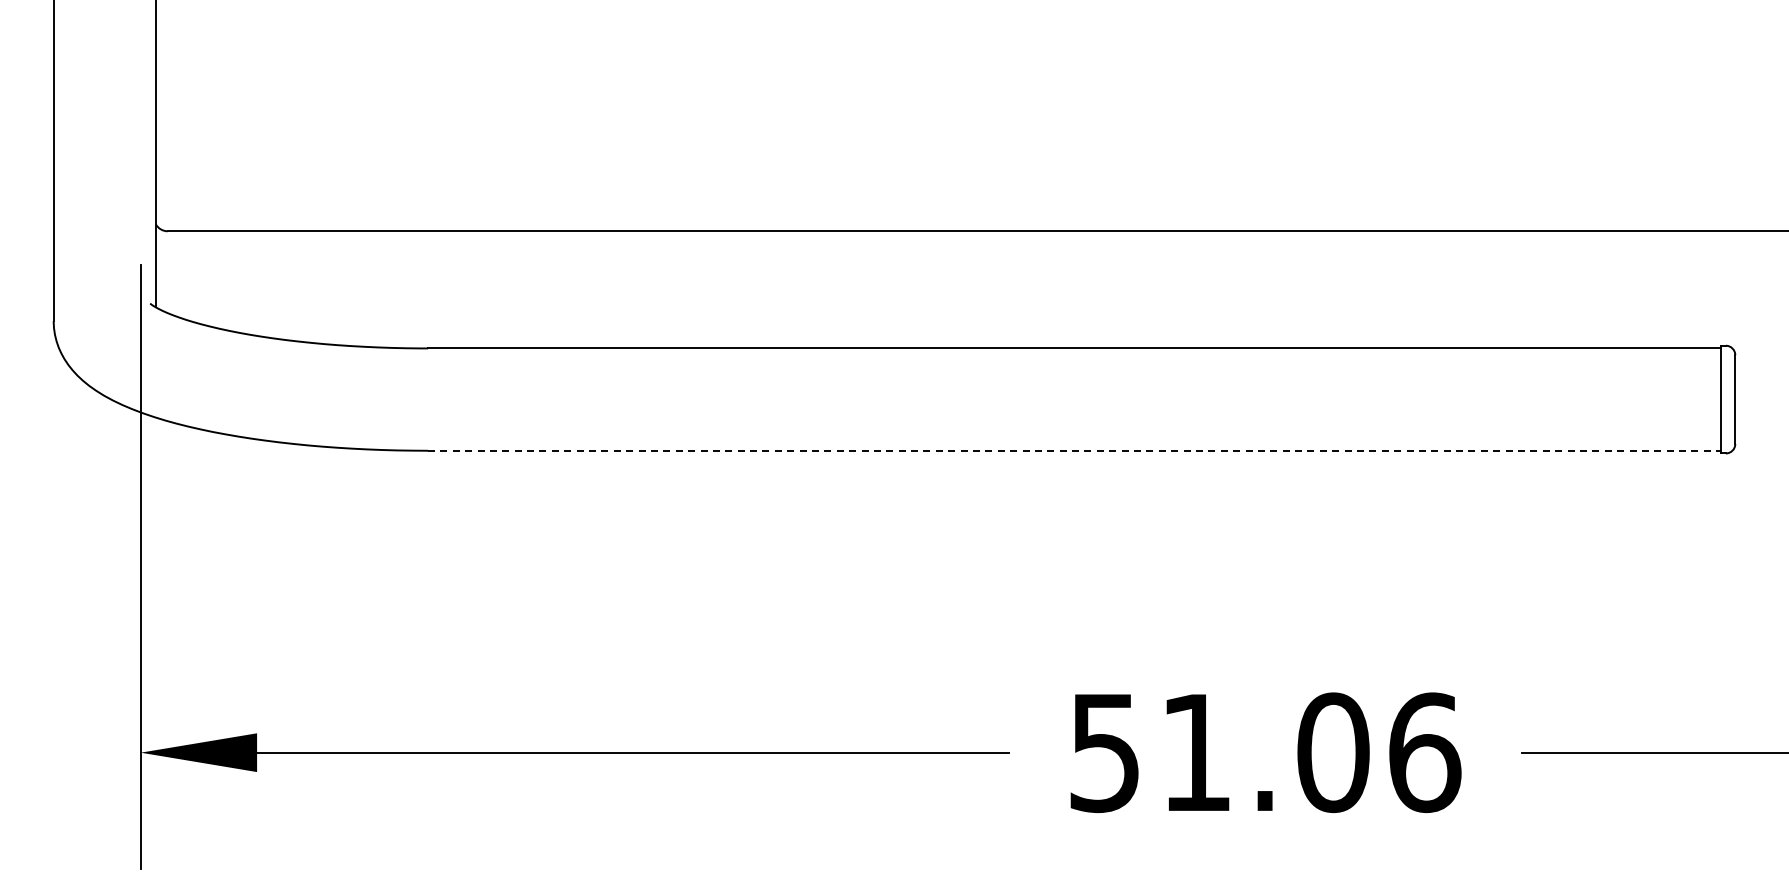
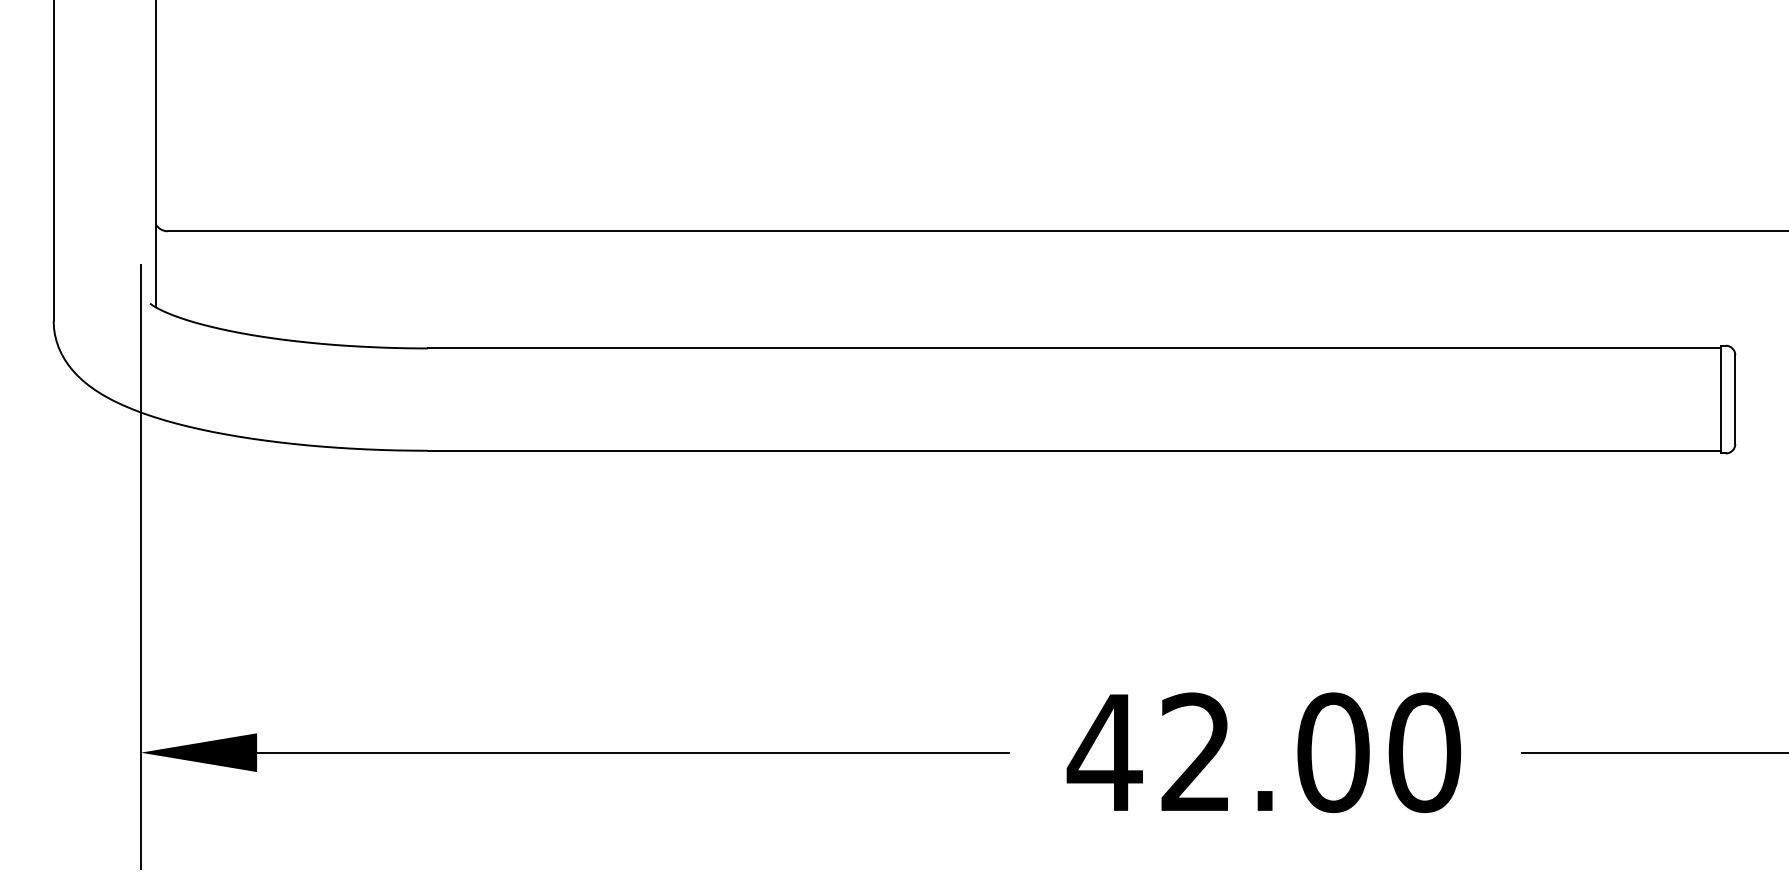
line: dashed -> solid (1074, 450)
text: 51.06 -> 42.00 (1263, 752)
